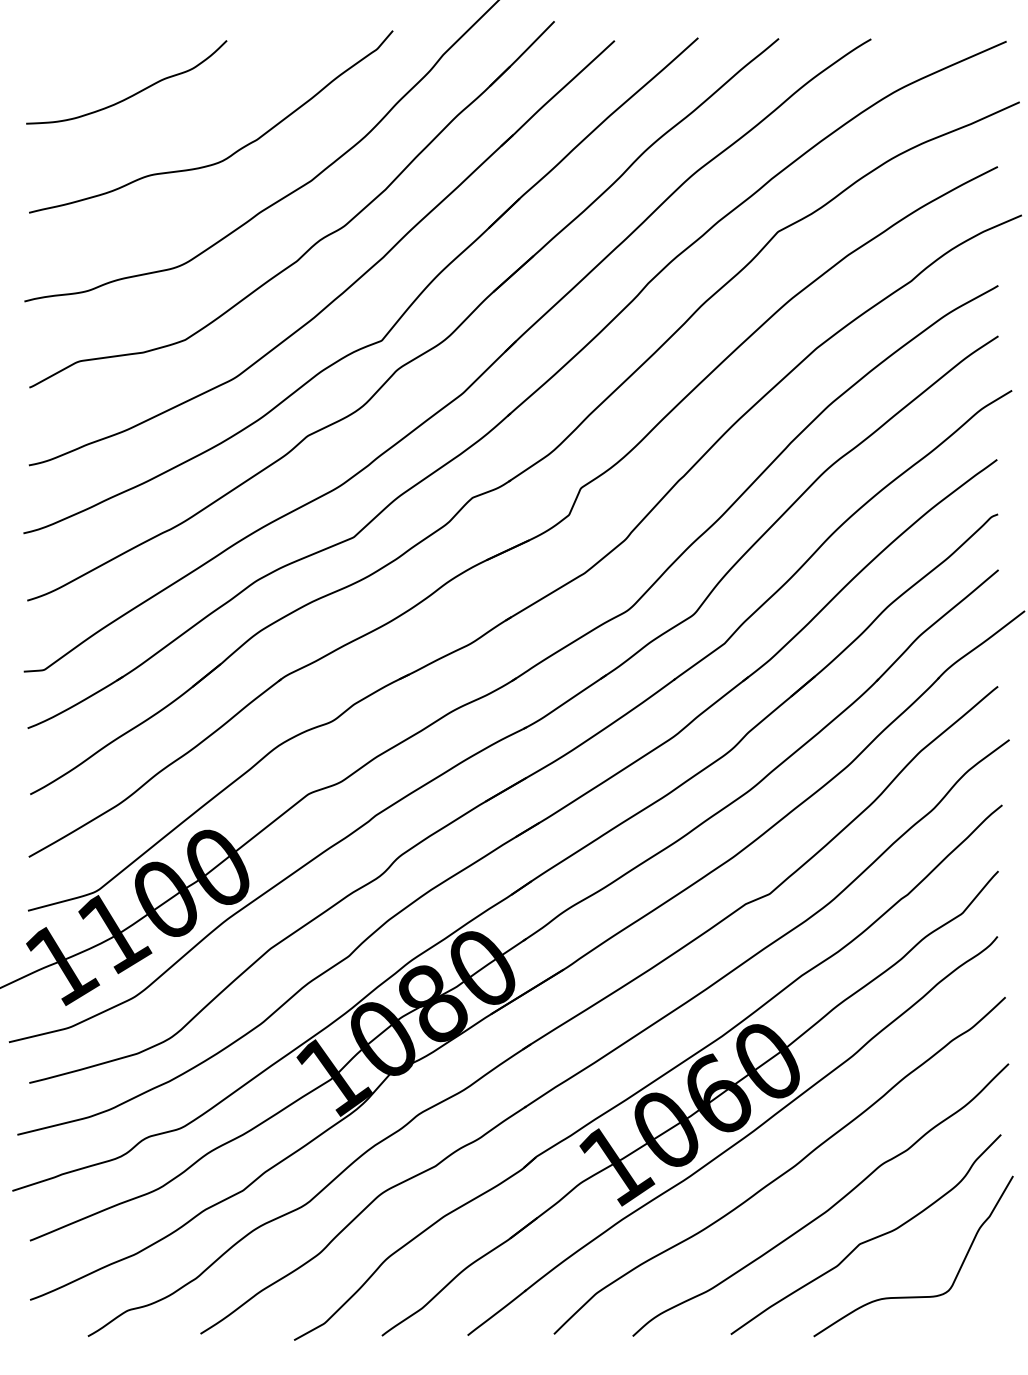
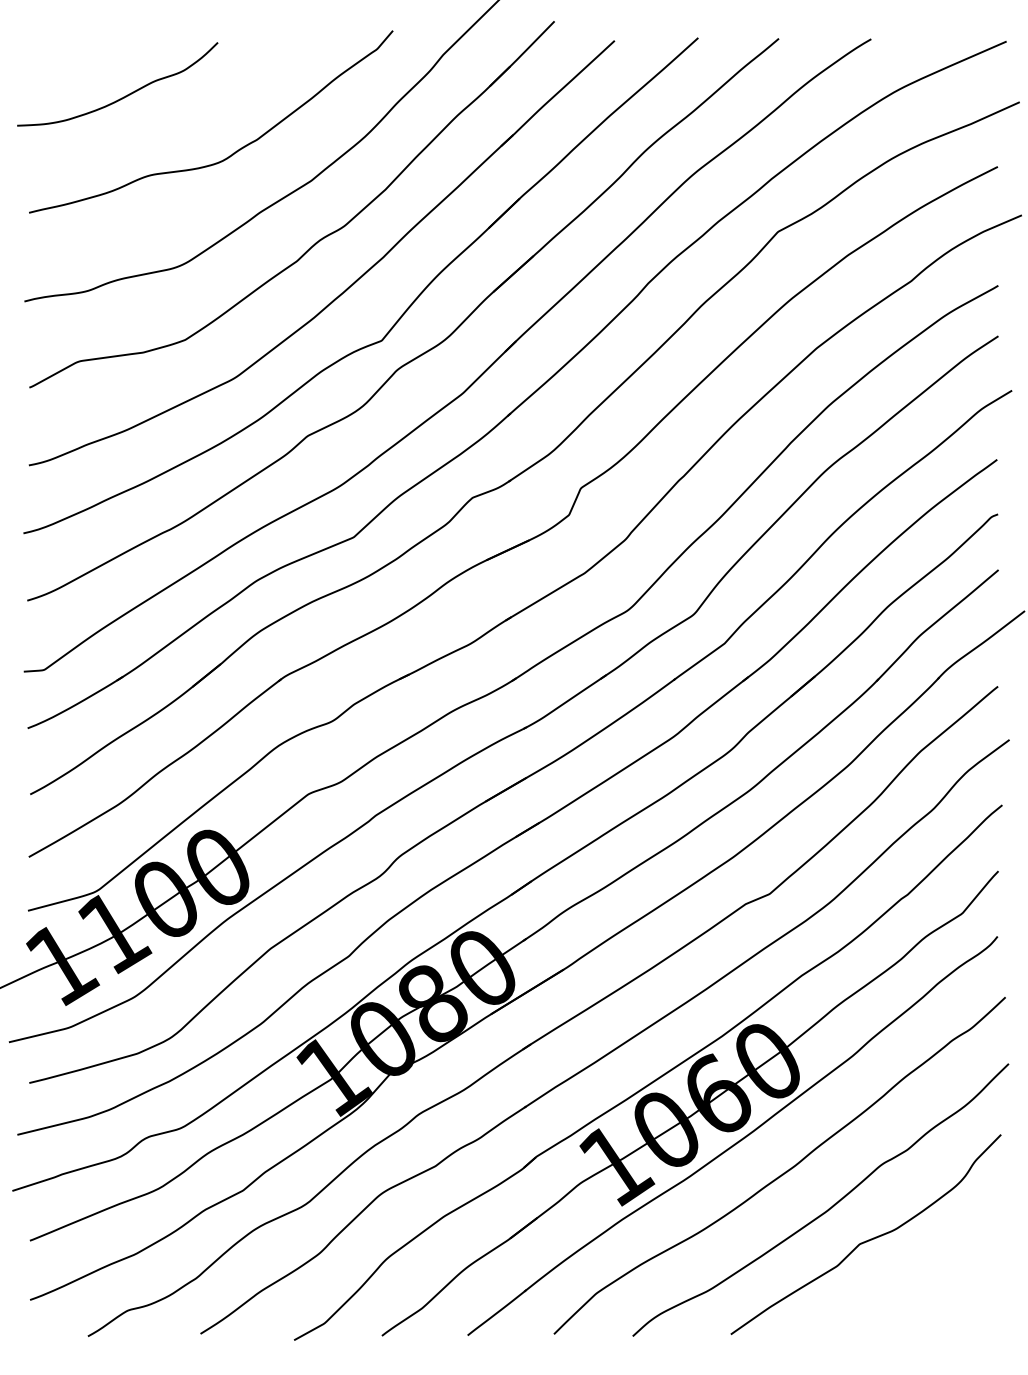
curve position: (132, 94) -> (123, 96) (123, 96)
curve: present -> none (913, 1296)
